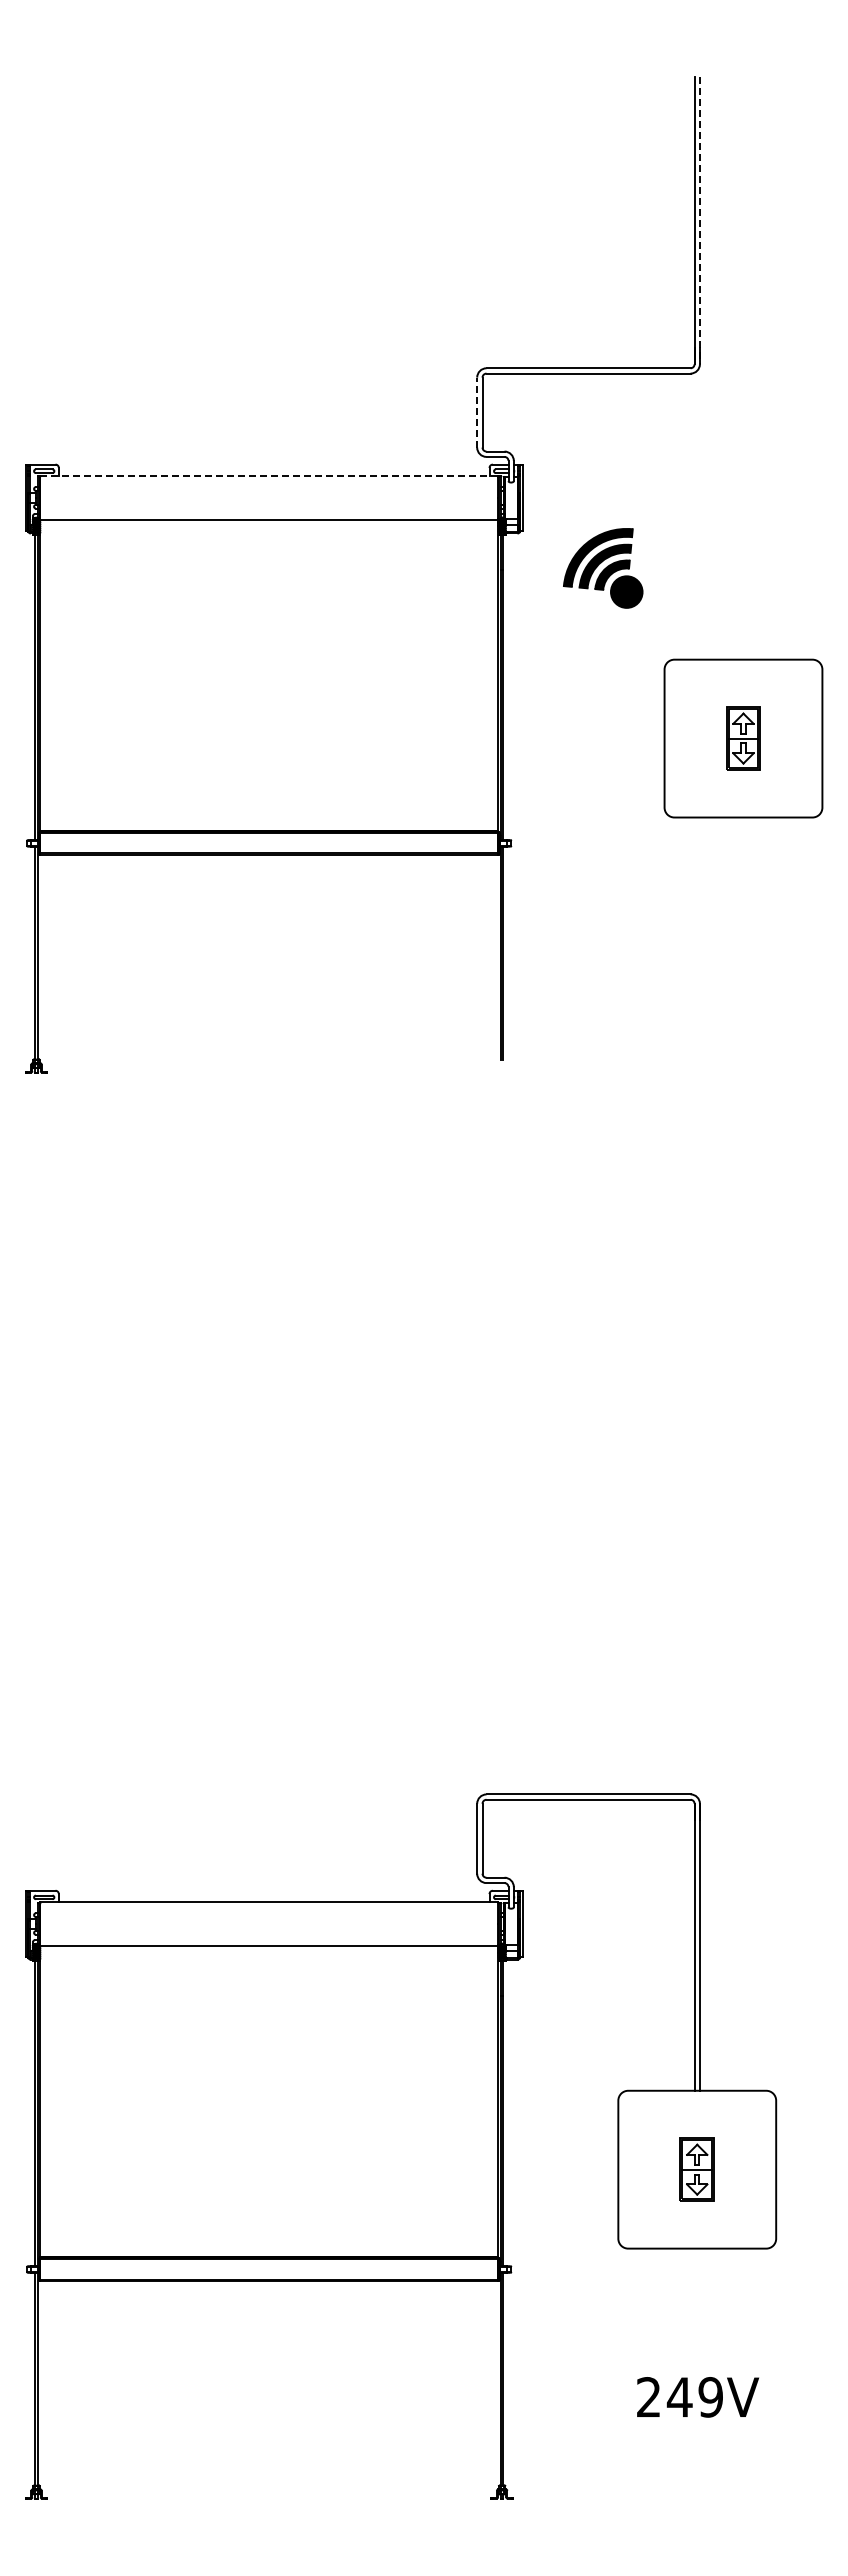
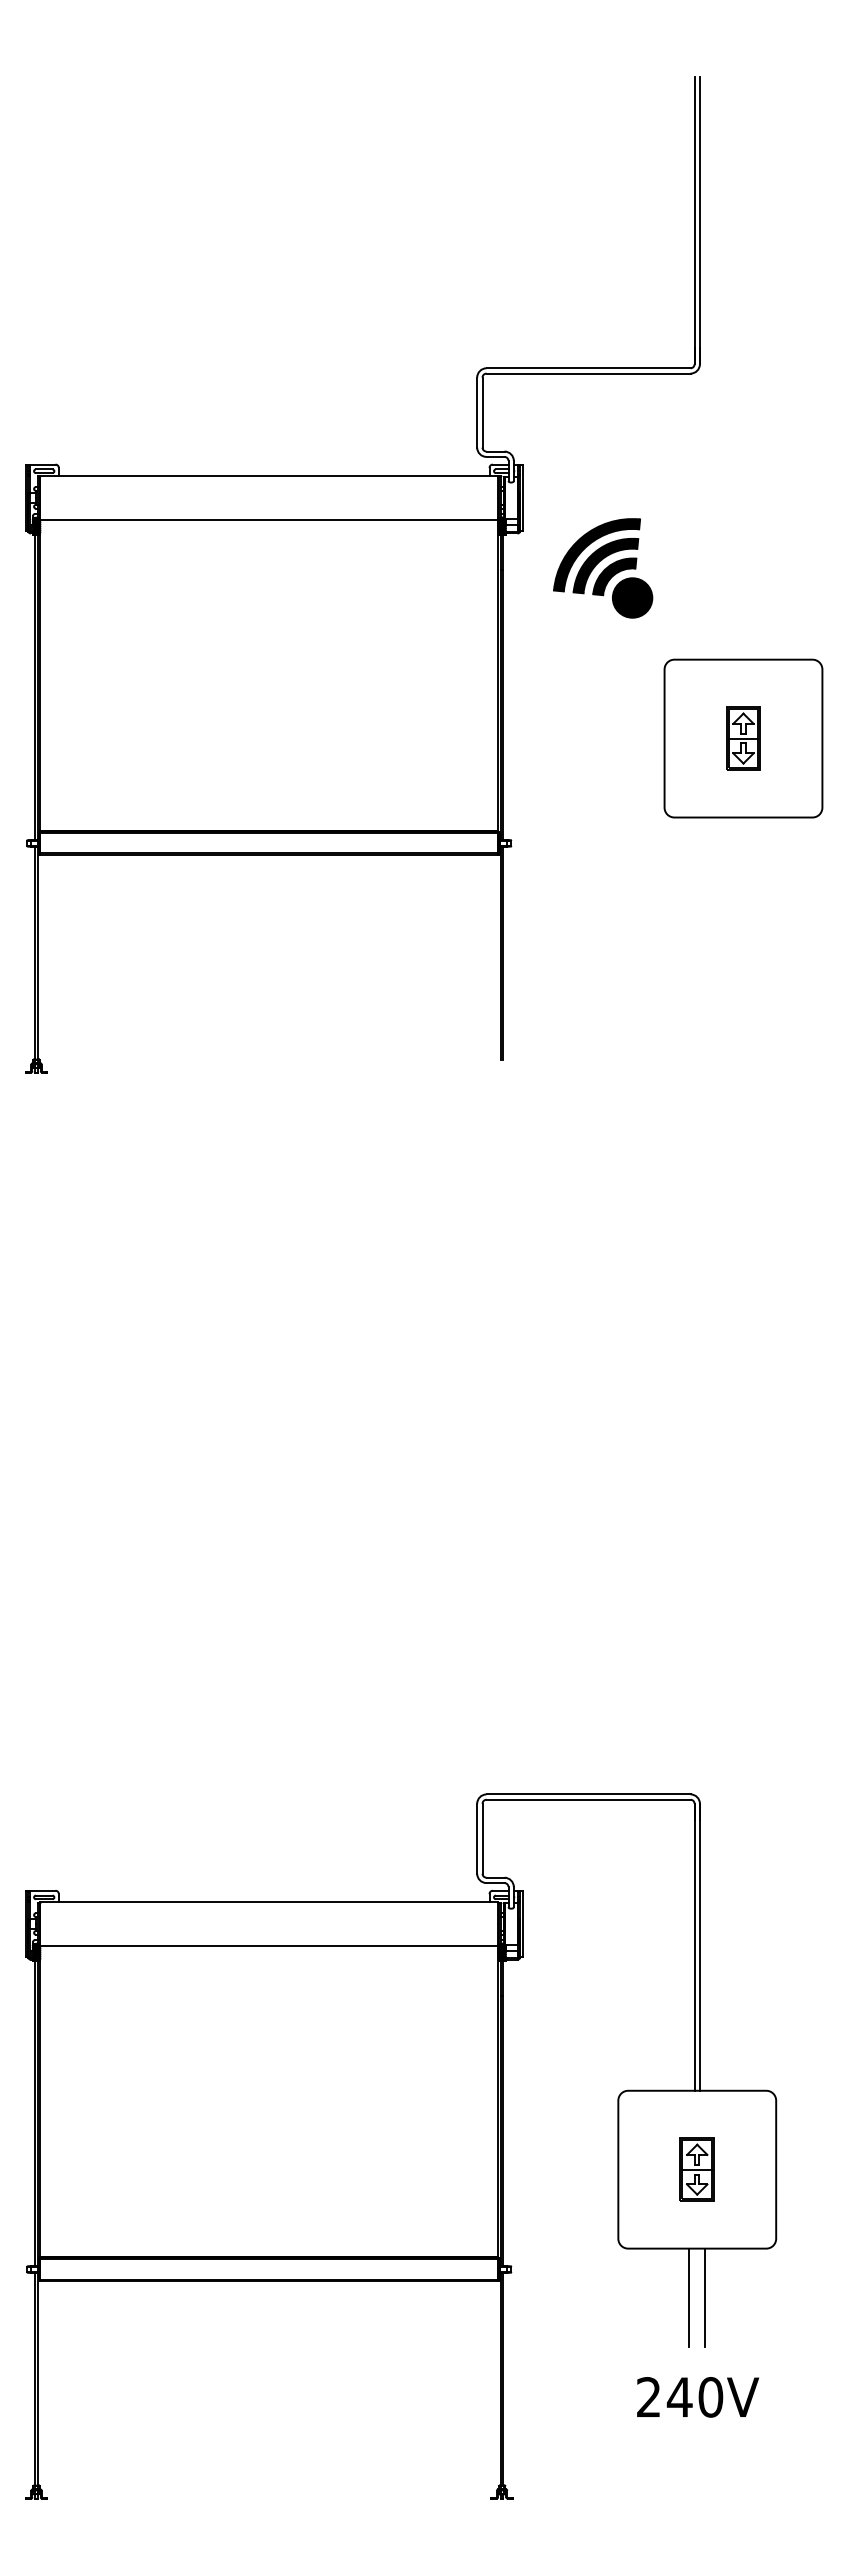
line: dashed -> solid (699, 220)
line: dashed -> solid (477, 412)
line: dashed -> solid (269, 476)
part size: 81x81 px -> 101x101 px (603, 568)
line: none -> present (689, 2297)
line: none -> present (705, 2297)
text: 249V -> 240V (710, 2397)
